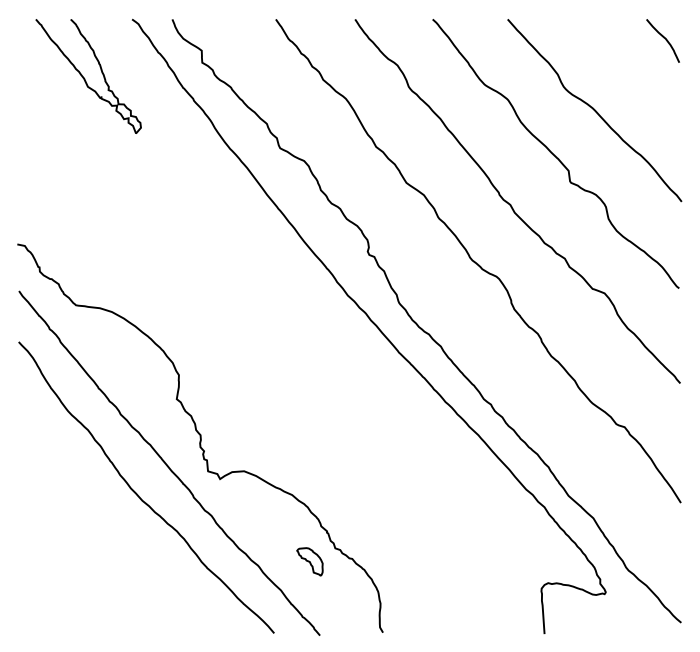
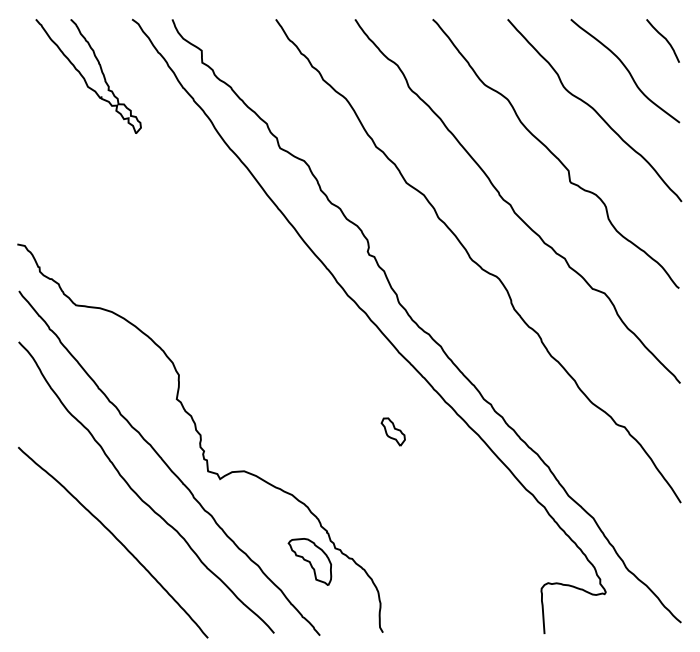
curve: none -> present (626, 70)
part: none -> present (392, 431)
curve: none -> present (116, 539)
part size: 28x30 px -> 46x48 px (309, 561)
